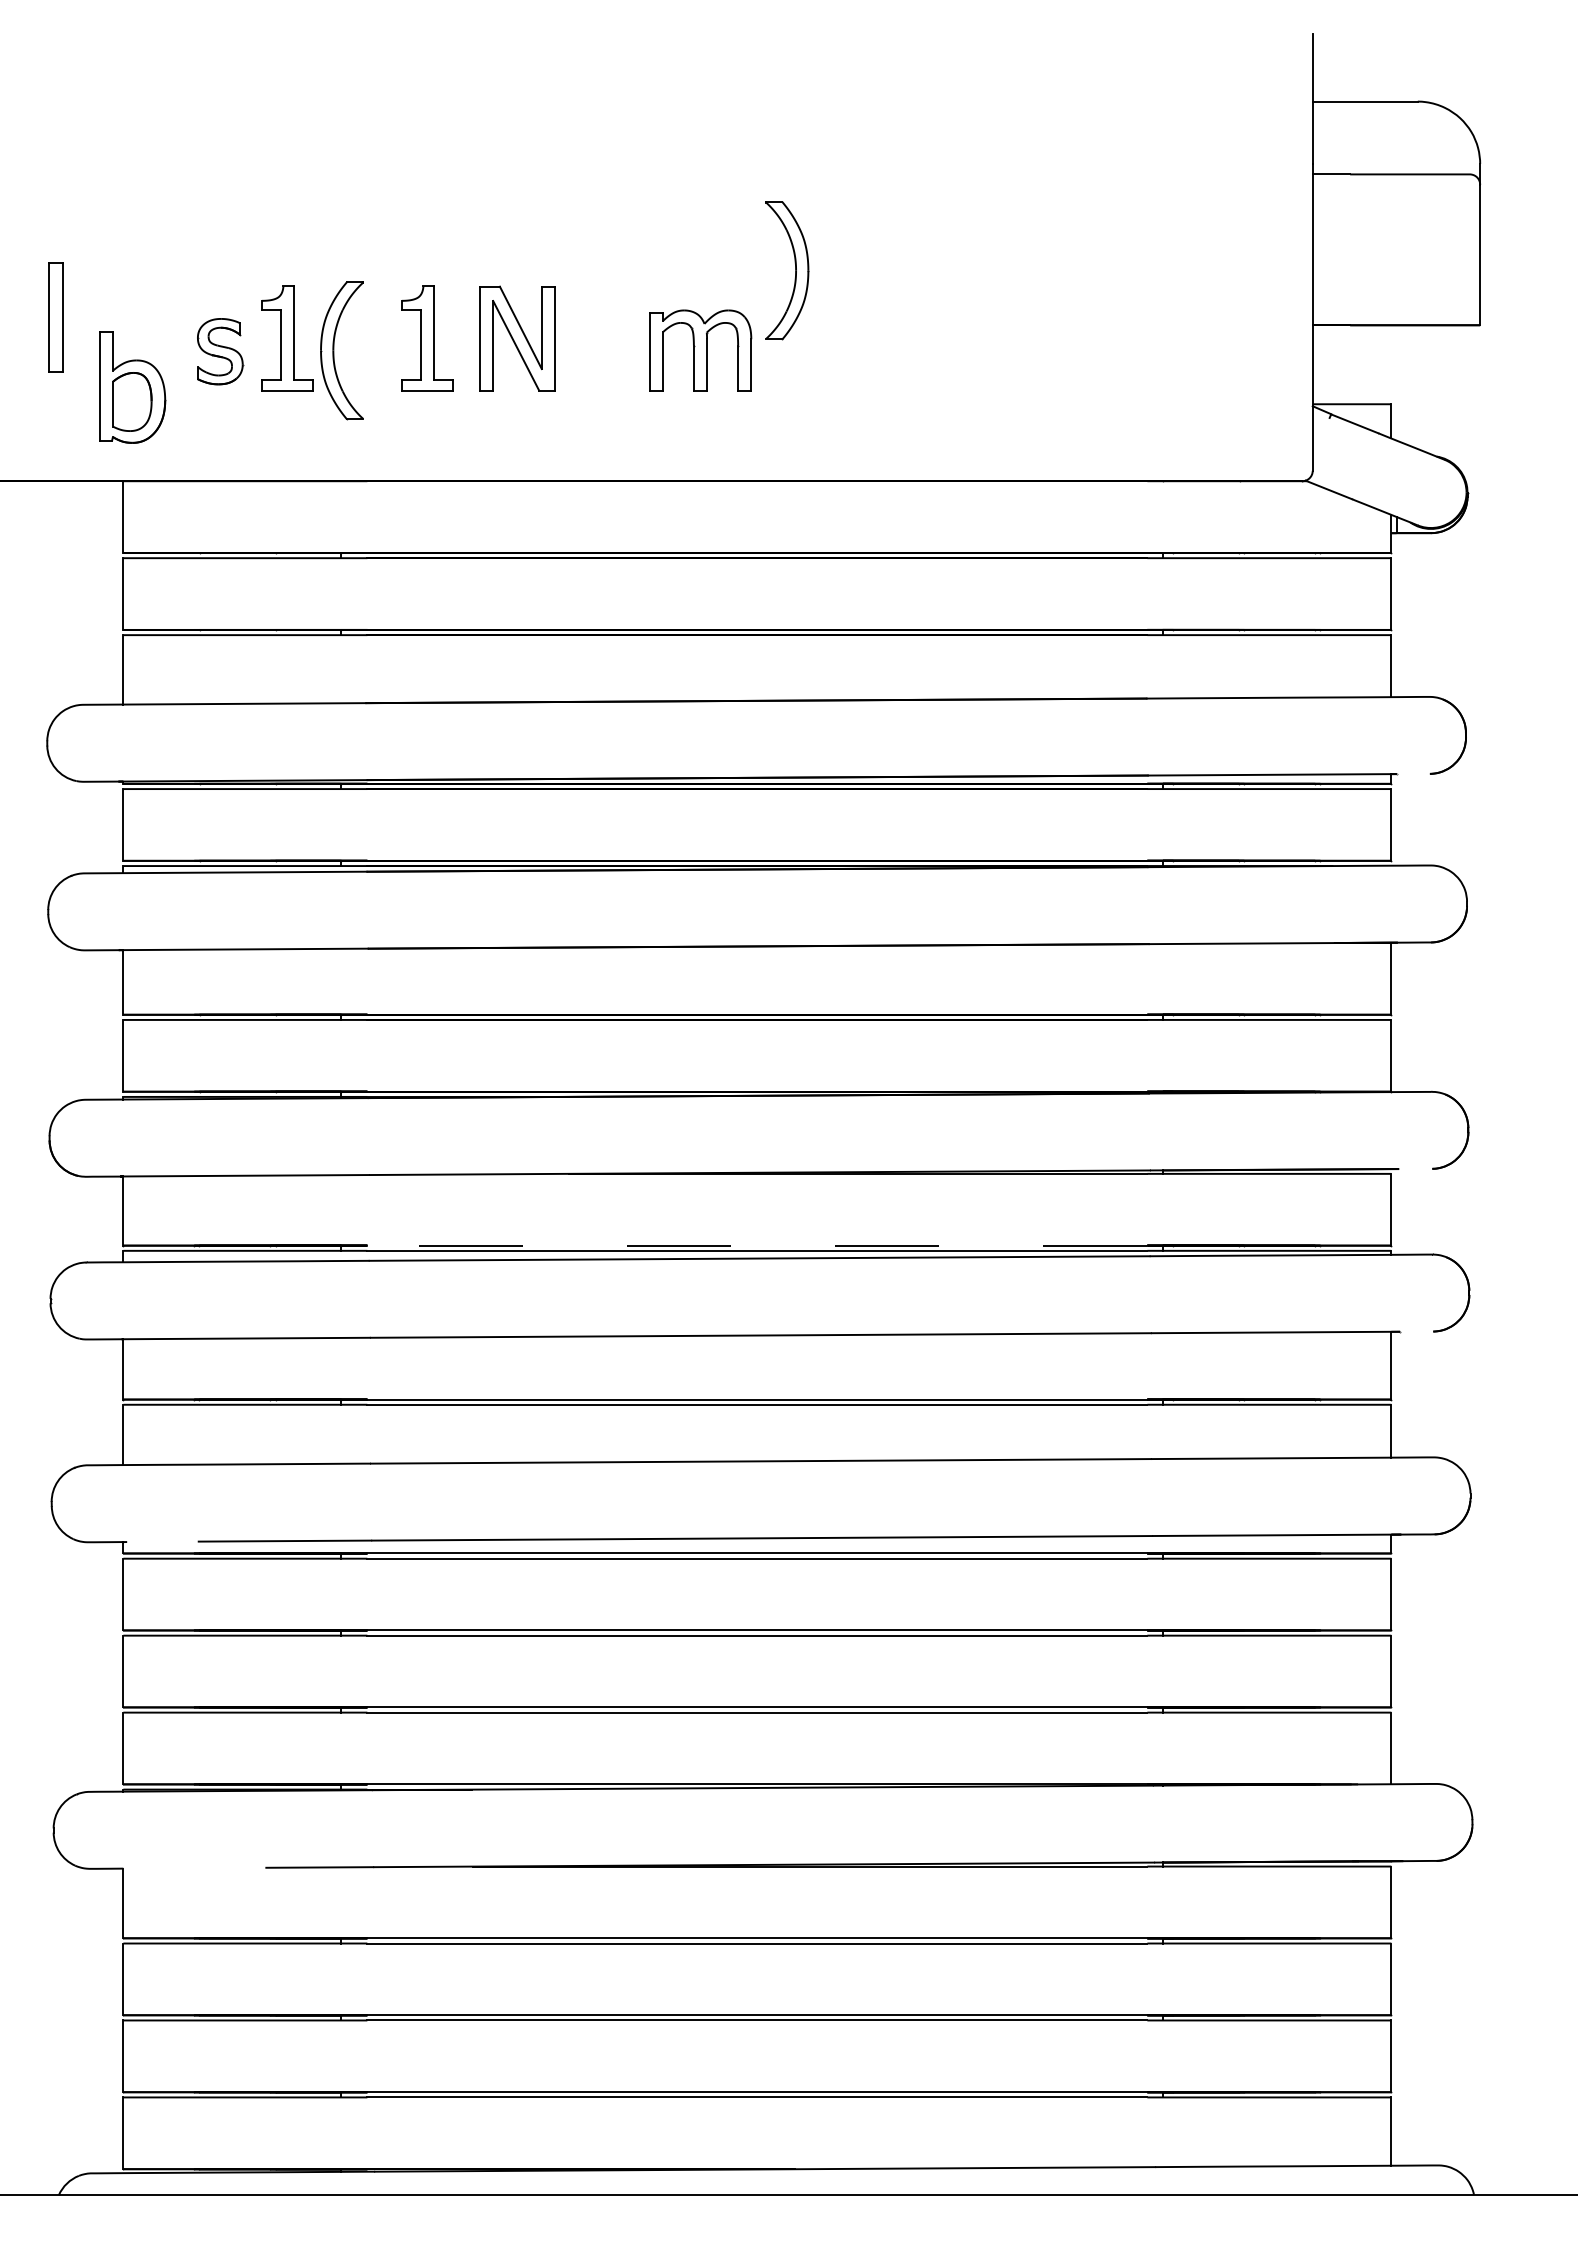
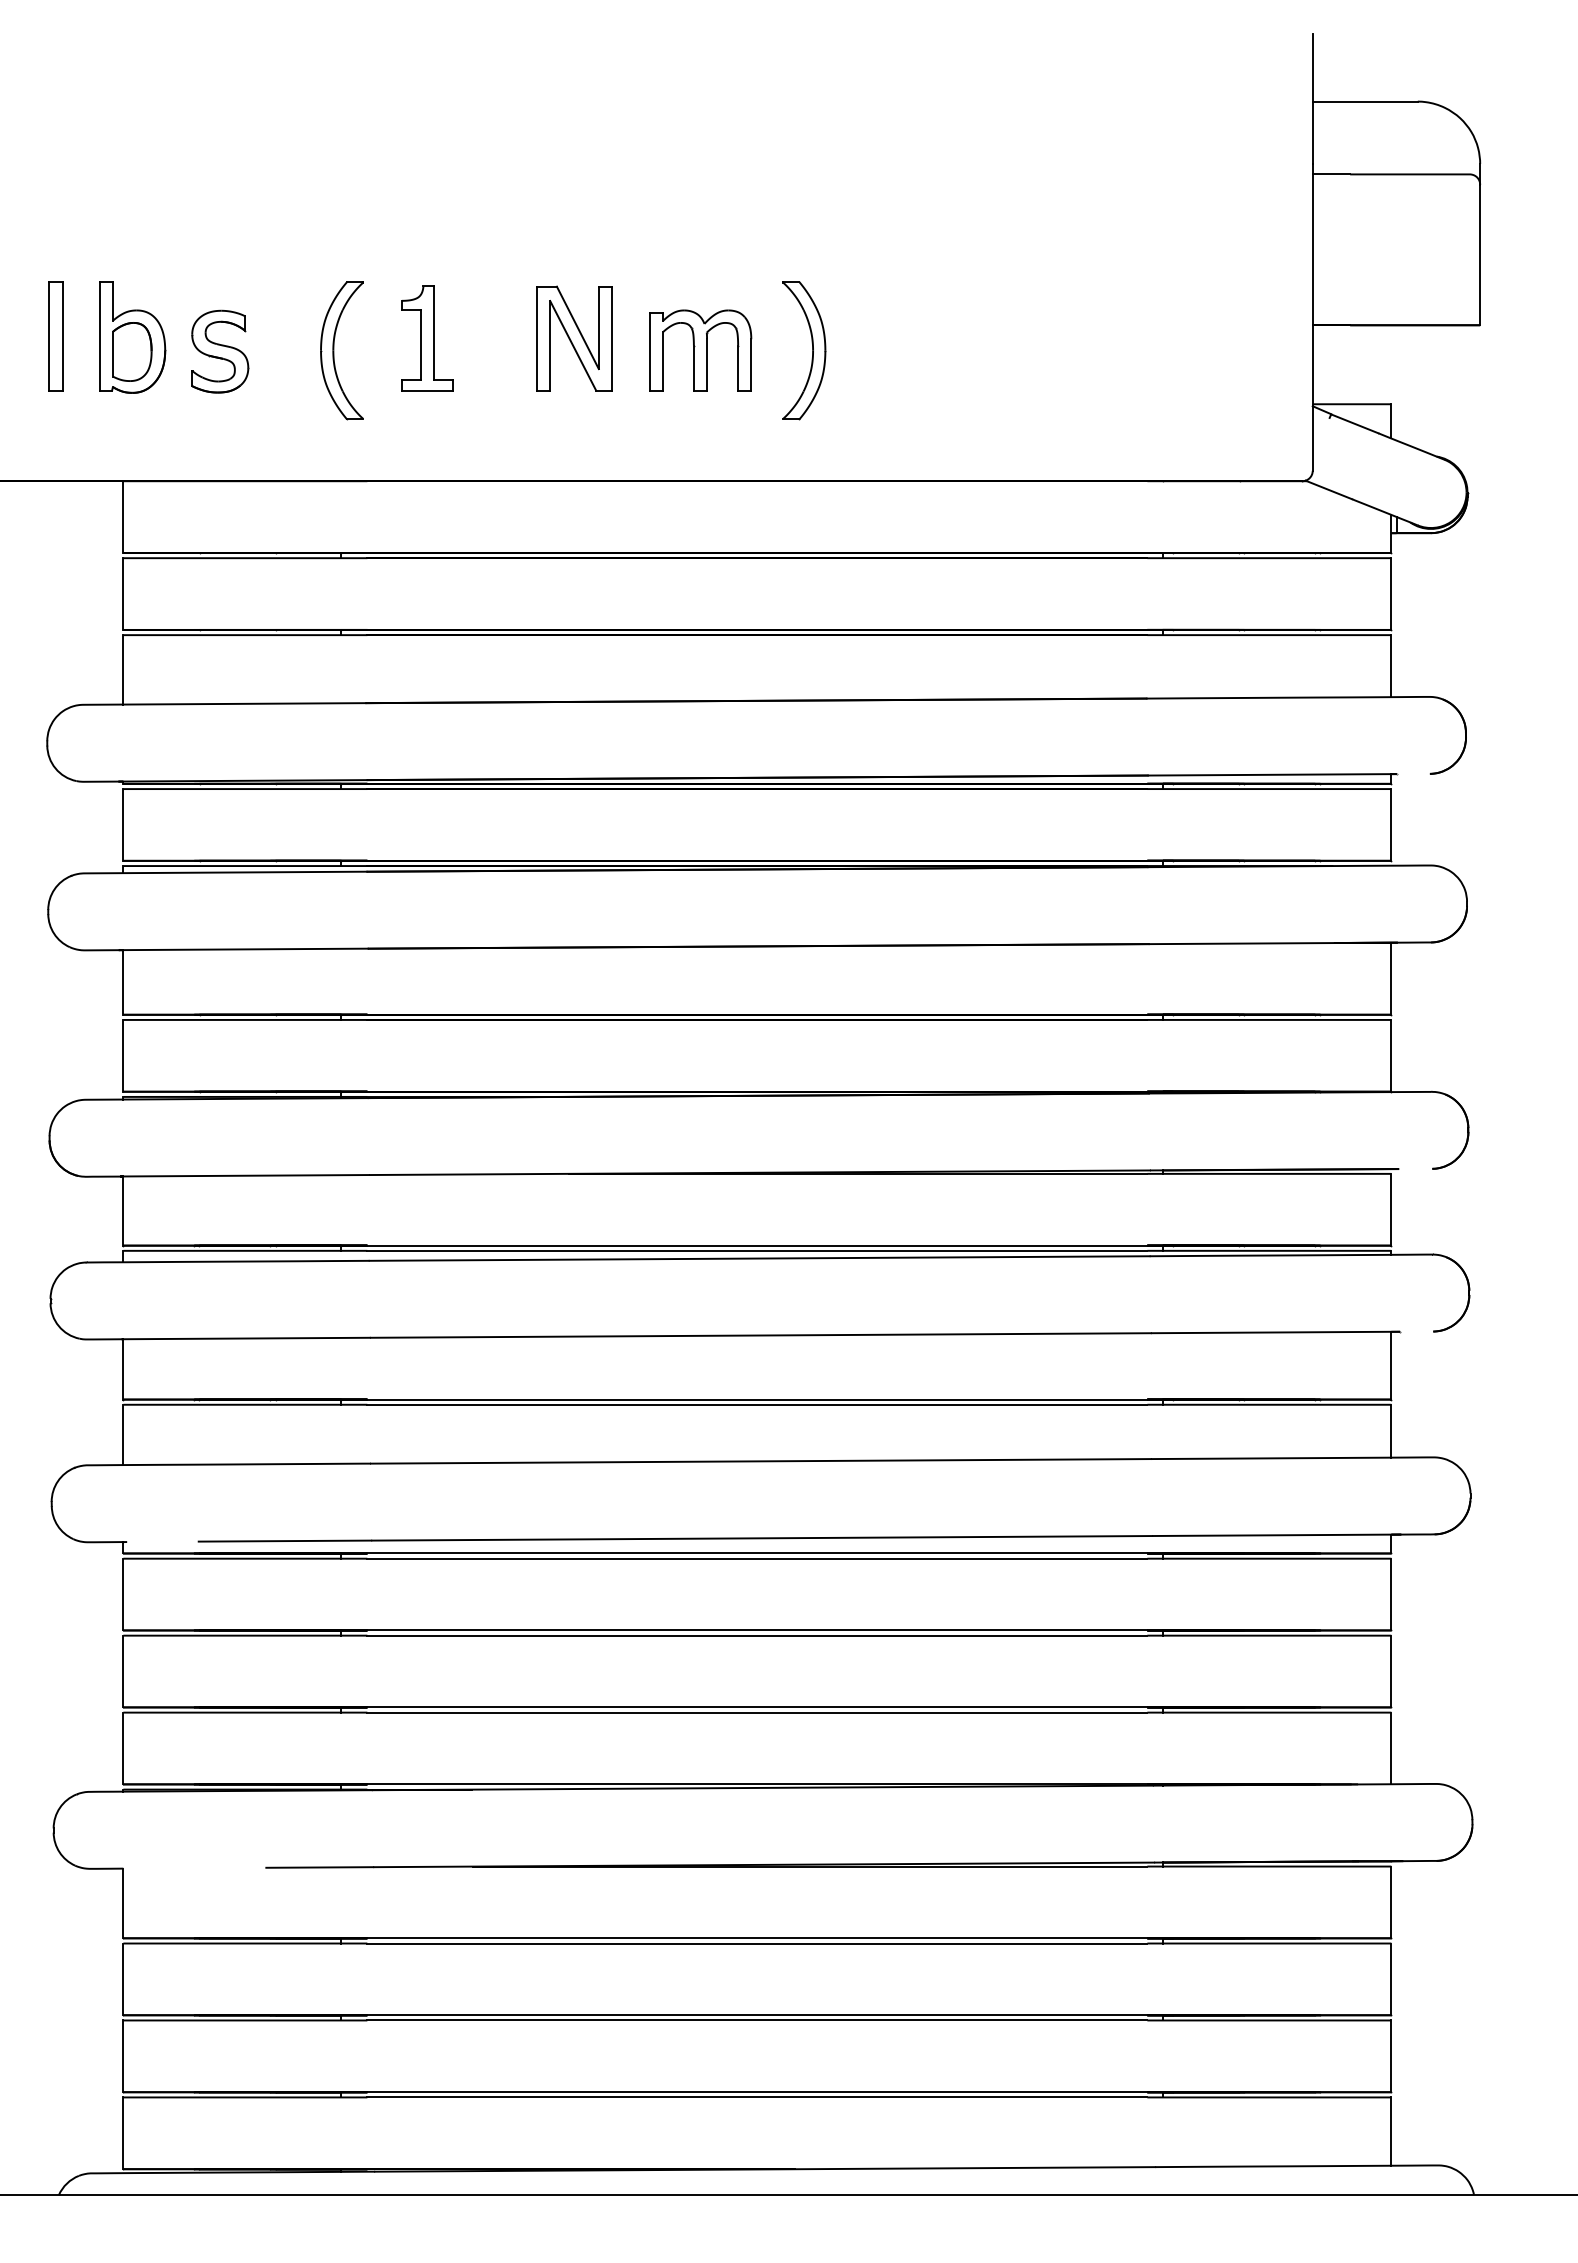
part position: (795, 270) -> (812, 350) (812, 350)
part position: (55, 317) -> (55, 336) (55, 336)
part: present -> none (287, 338)
part position: (517, 338) -> (574, 338) (574, 338)
part size: 48x68 px -> 59x85 px (220, 351)
part position: (132, 387) -> (132, 337) (132, 337)
line: dashed -> solid (756, 1245)
